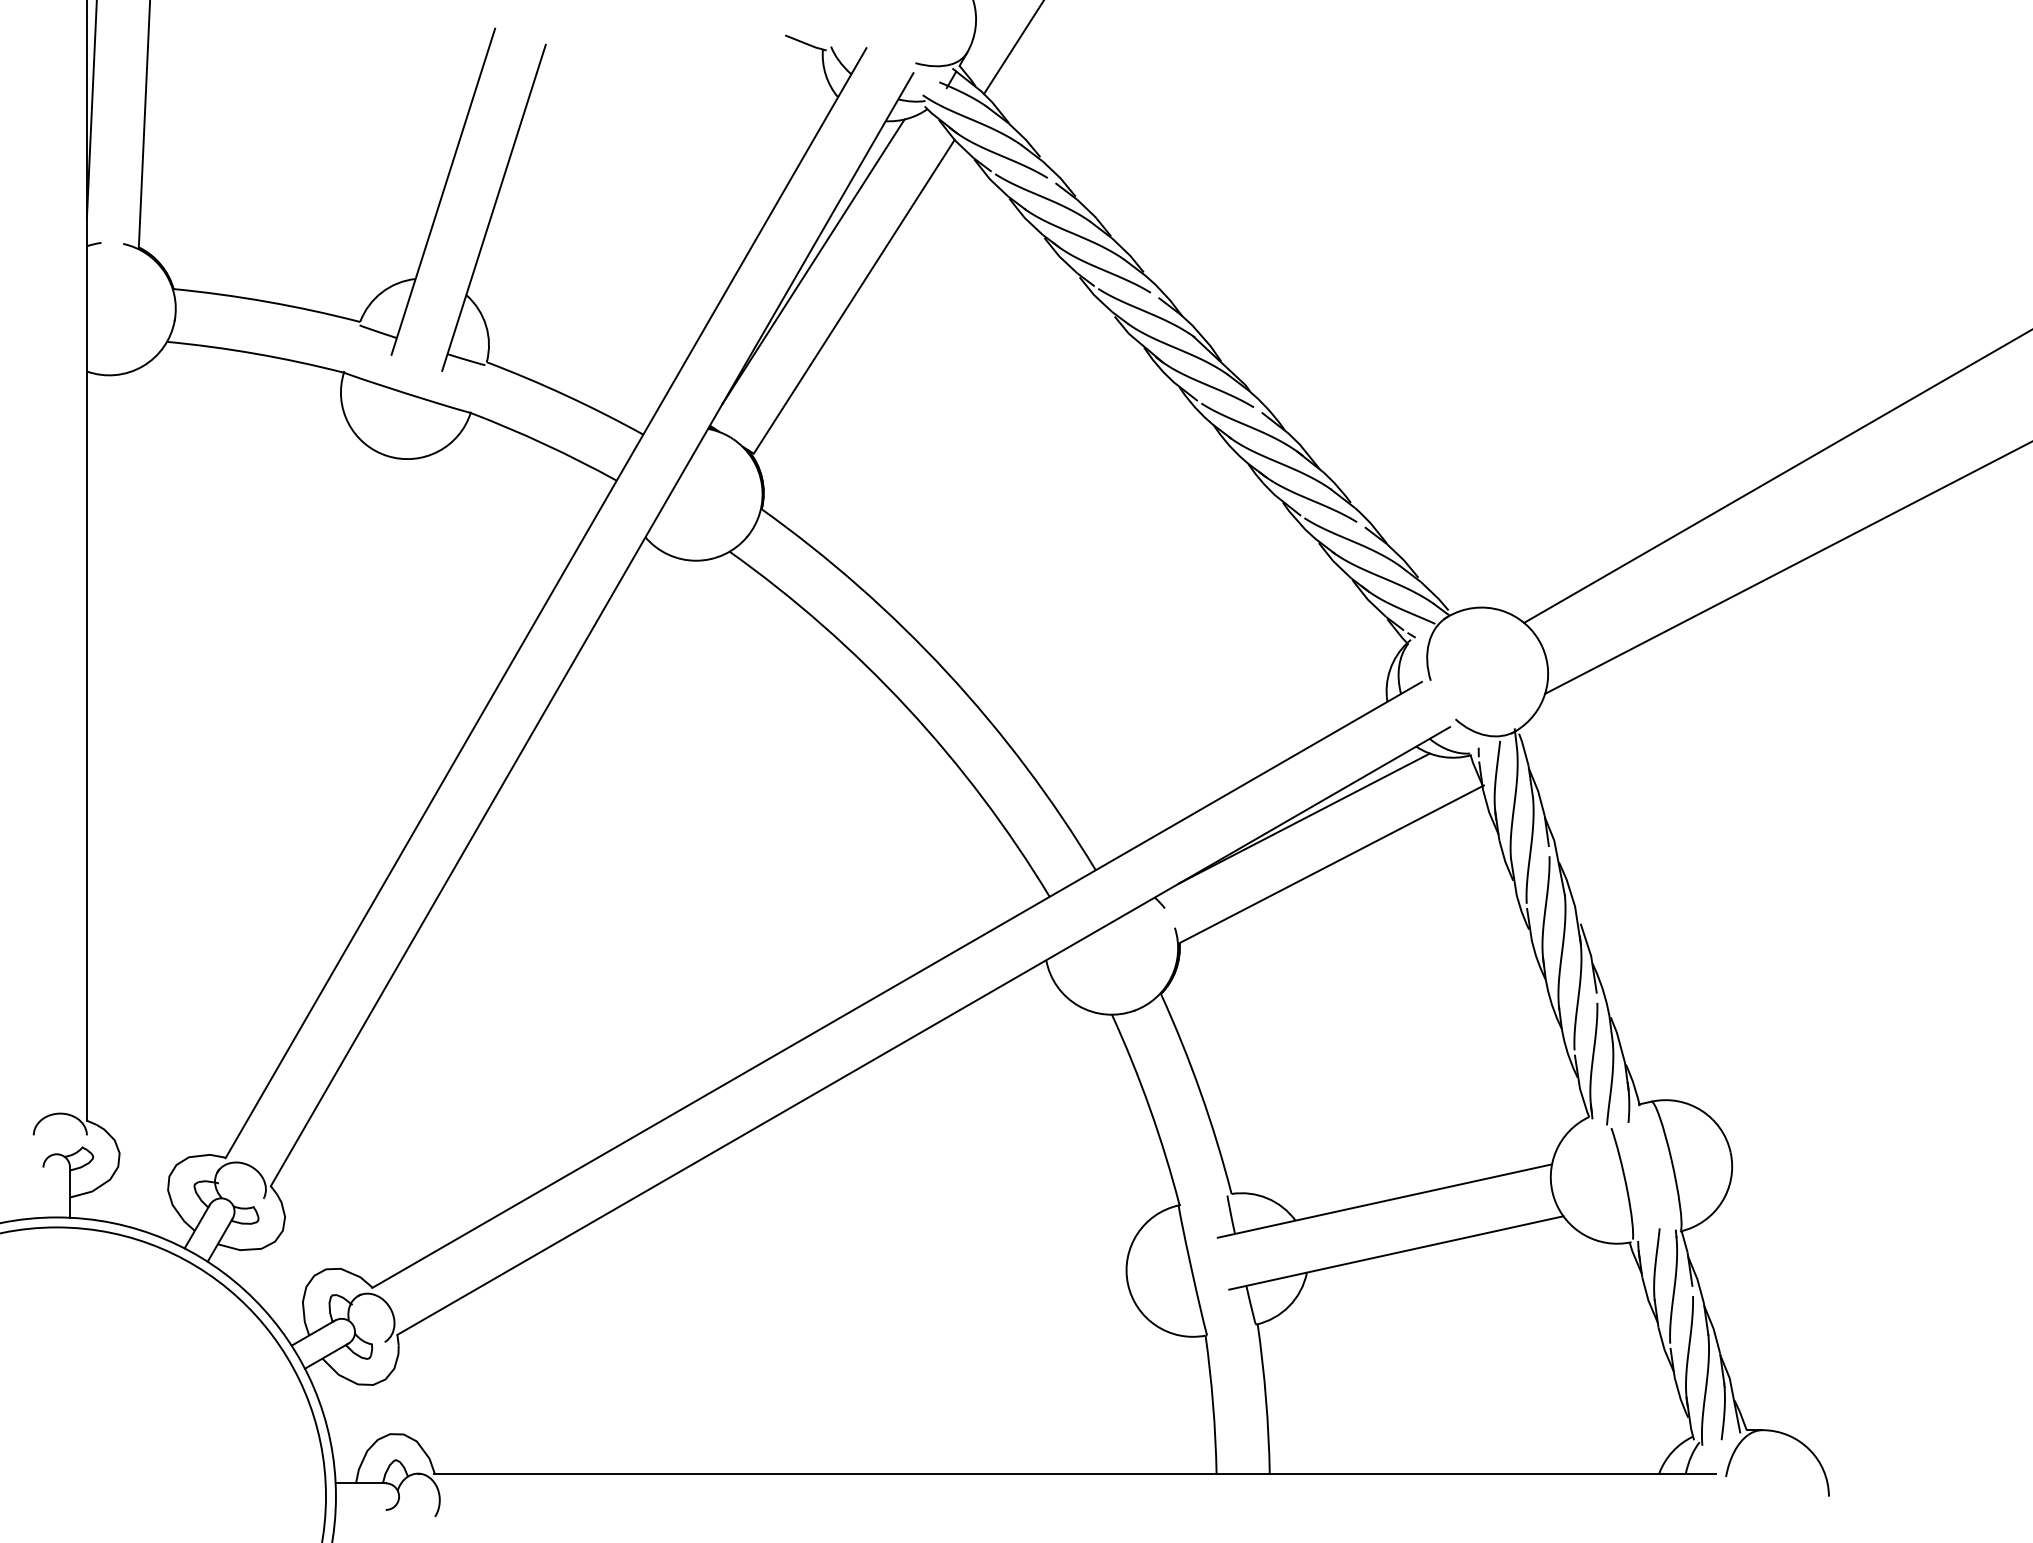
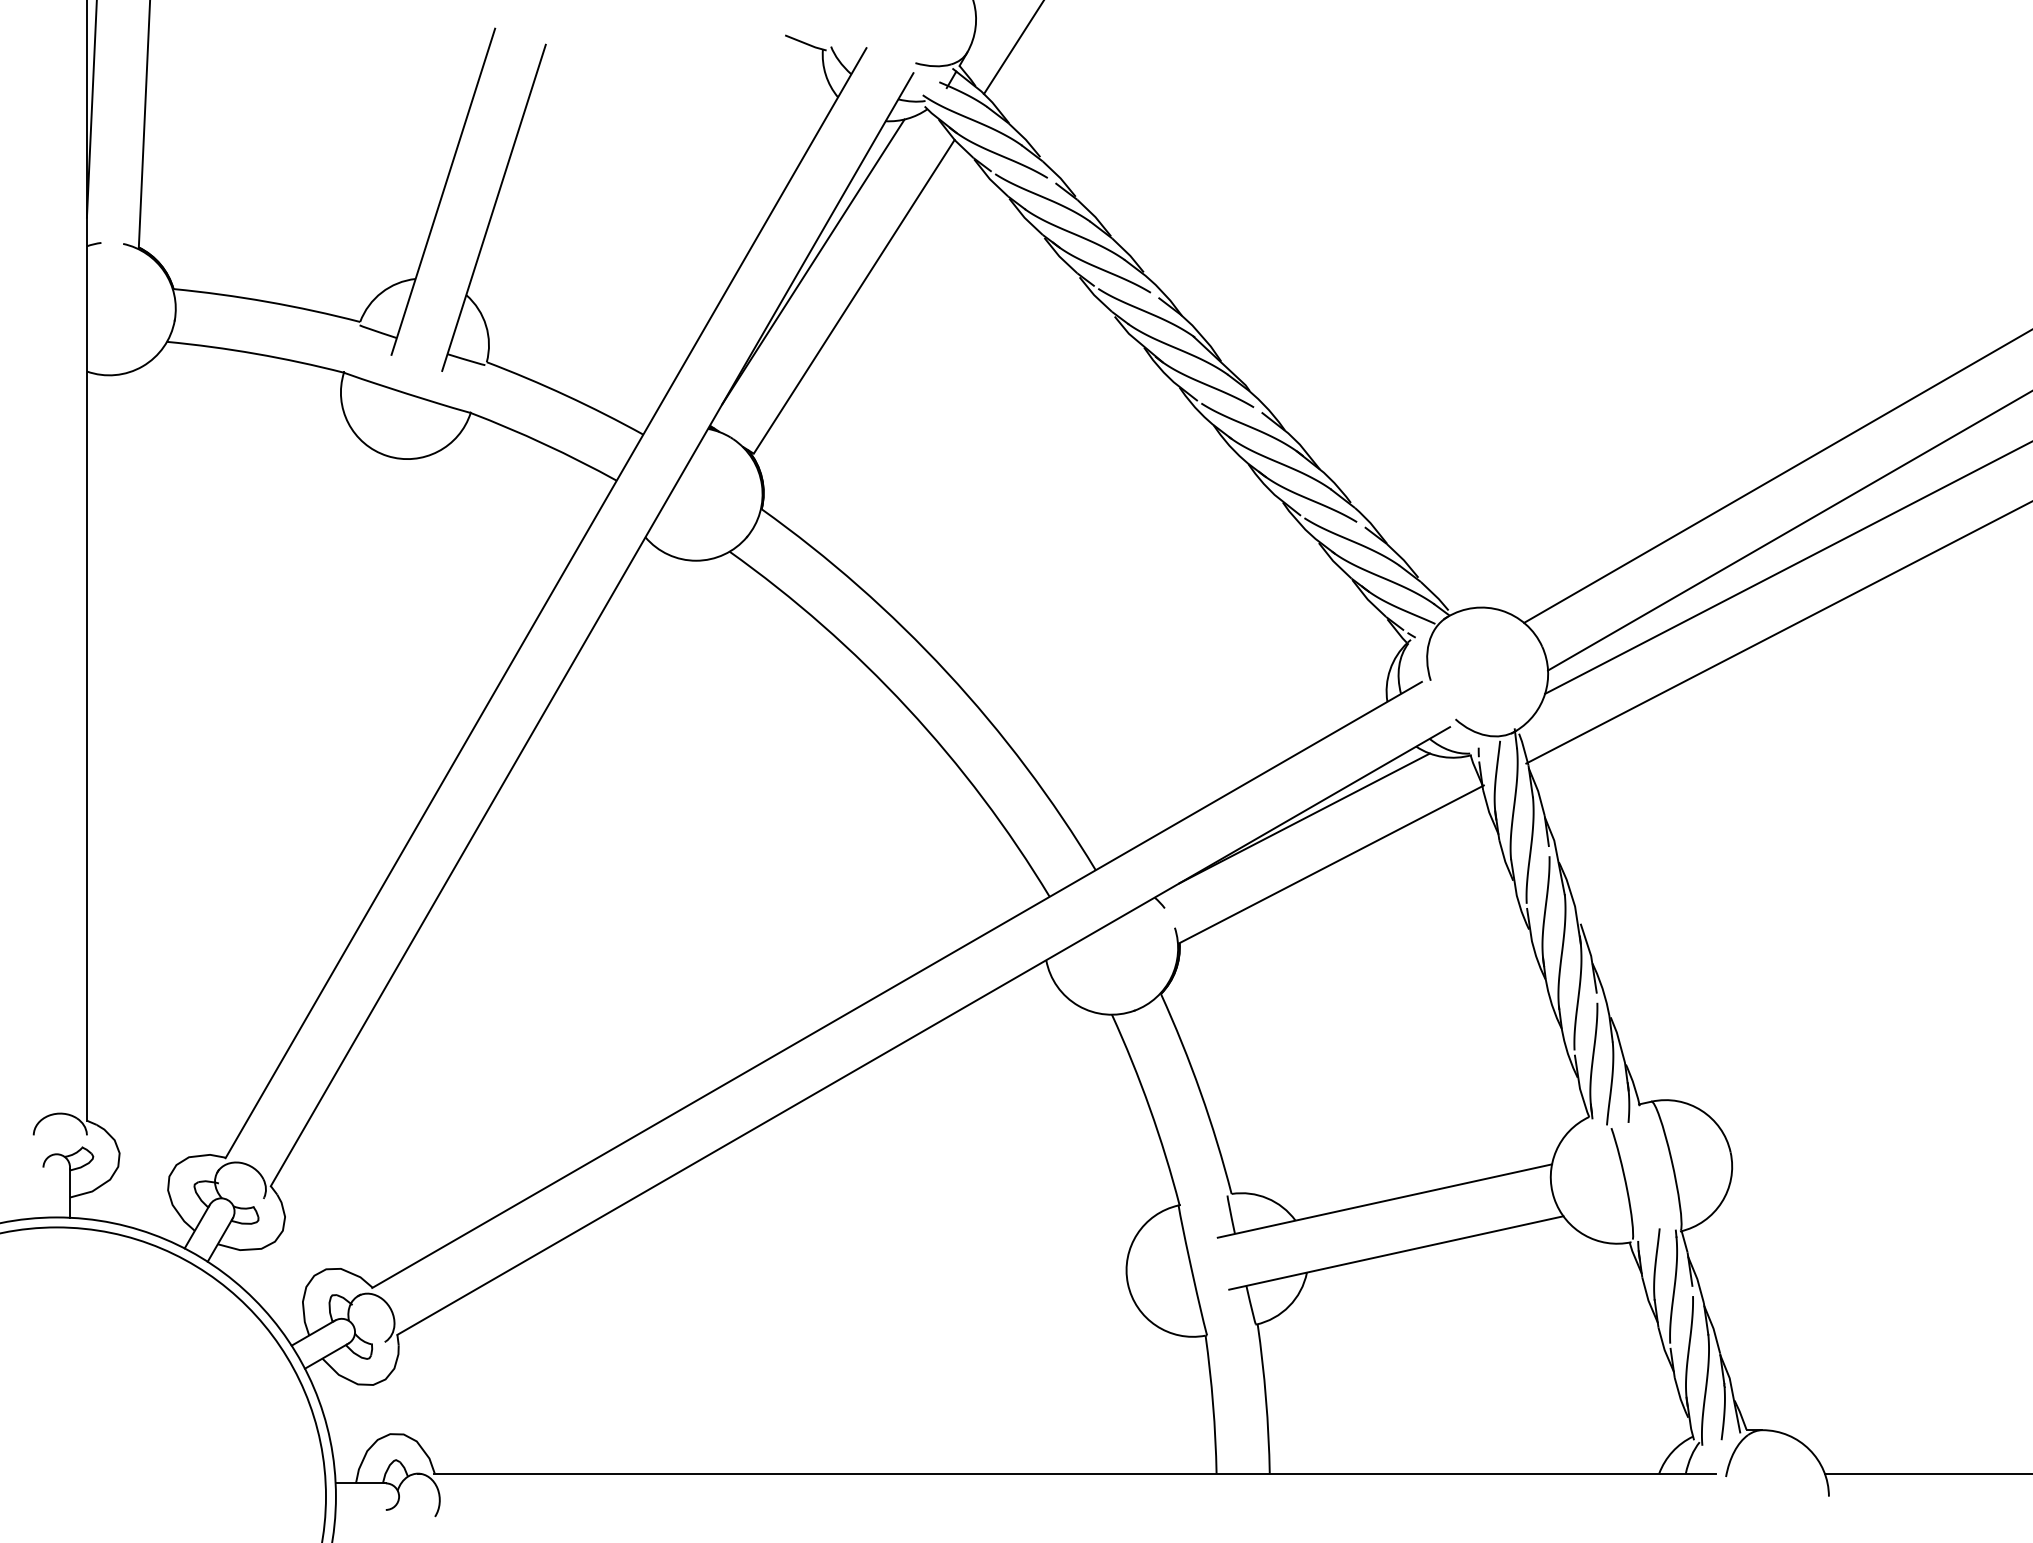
line: none -> present (1788, 531)
line: none -> present (1777, 632)
line: none -> present (1926, 1473)
